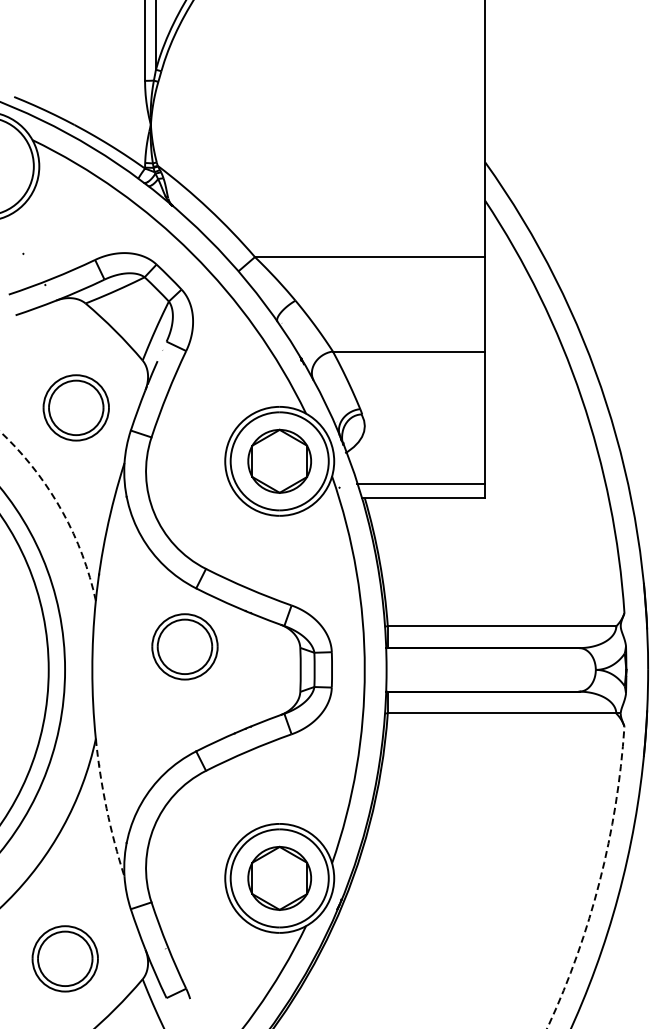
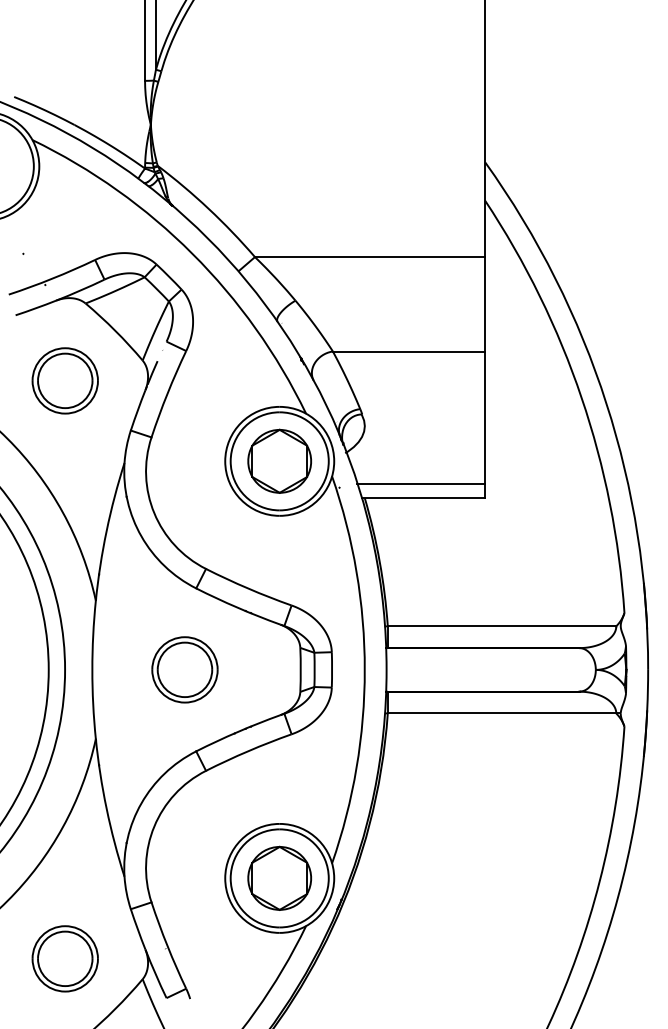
part position: (75, 407) -> (64, 380) (64, 380)
arc: dashed -> solid (60, 508)
part position: (184, 646) -> (184, 669) (184, 669)
arc: dashed -> solid (106, 808)
arc: dashed -> solid (599, 882)
